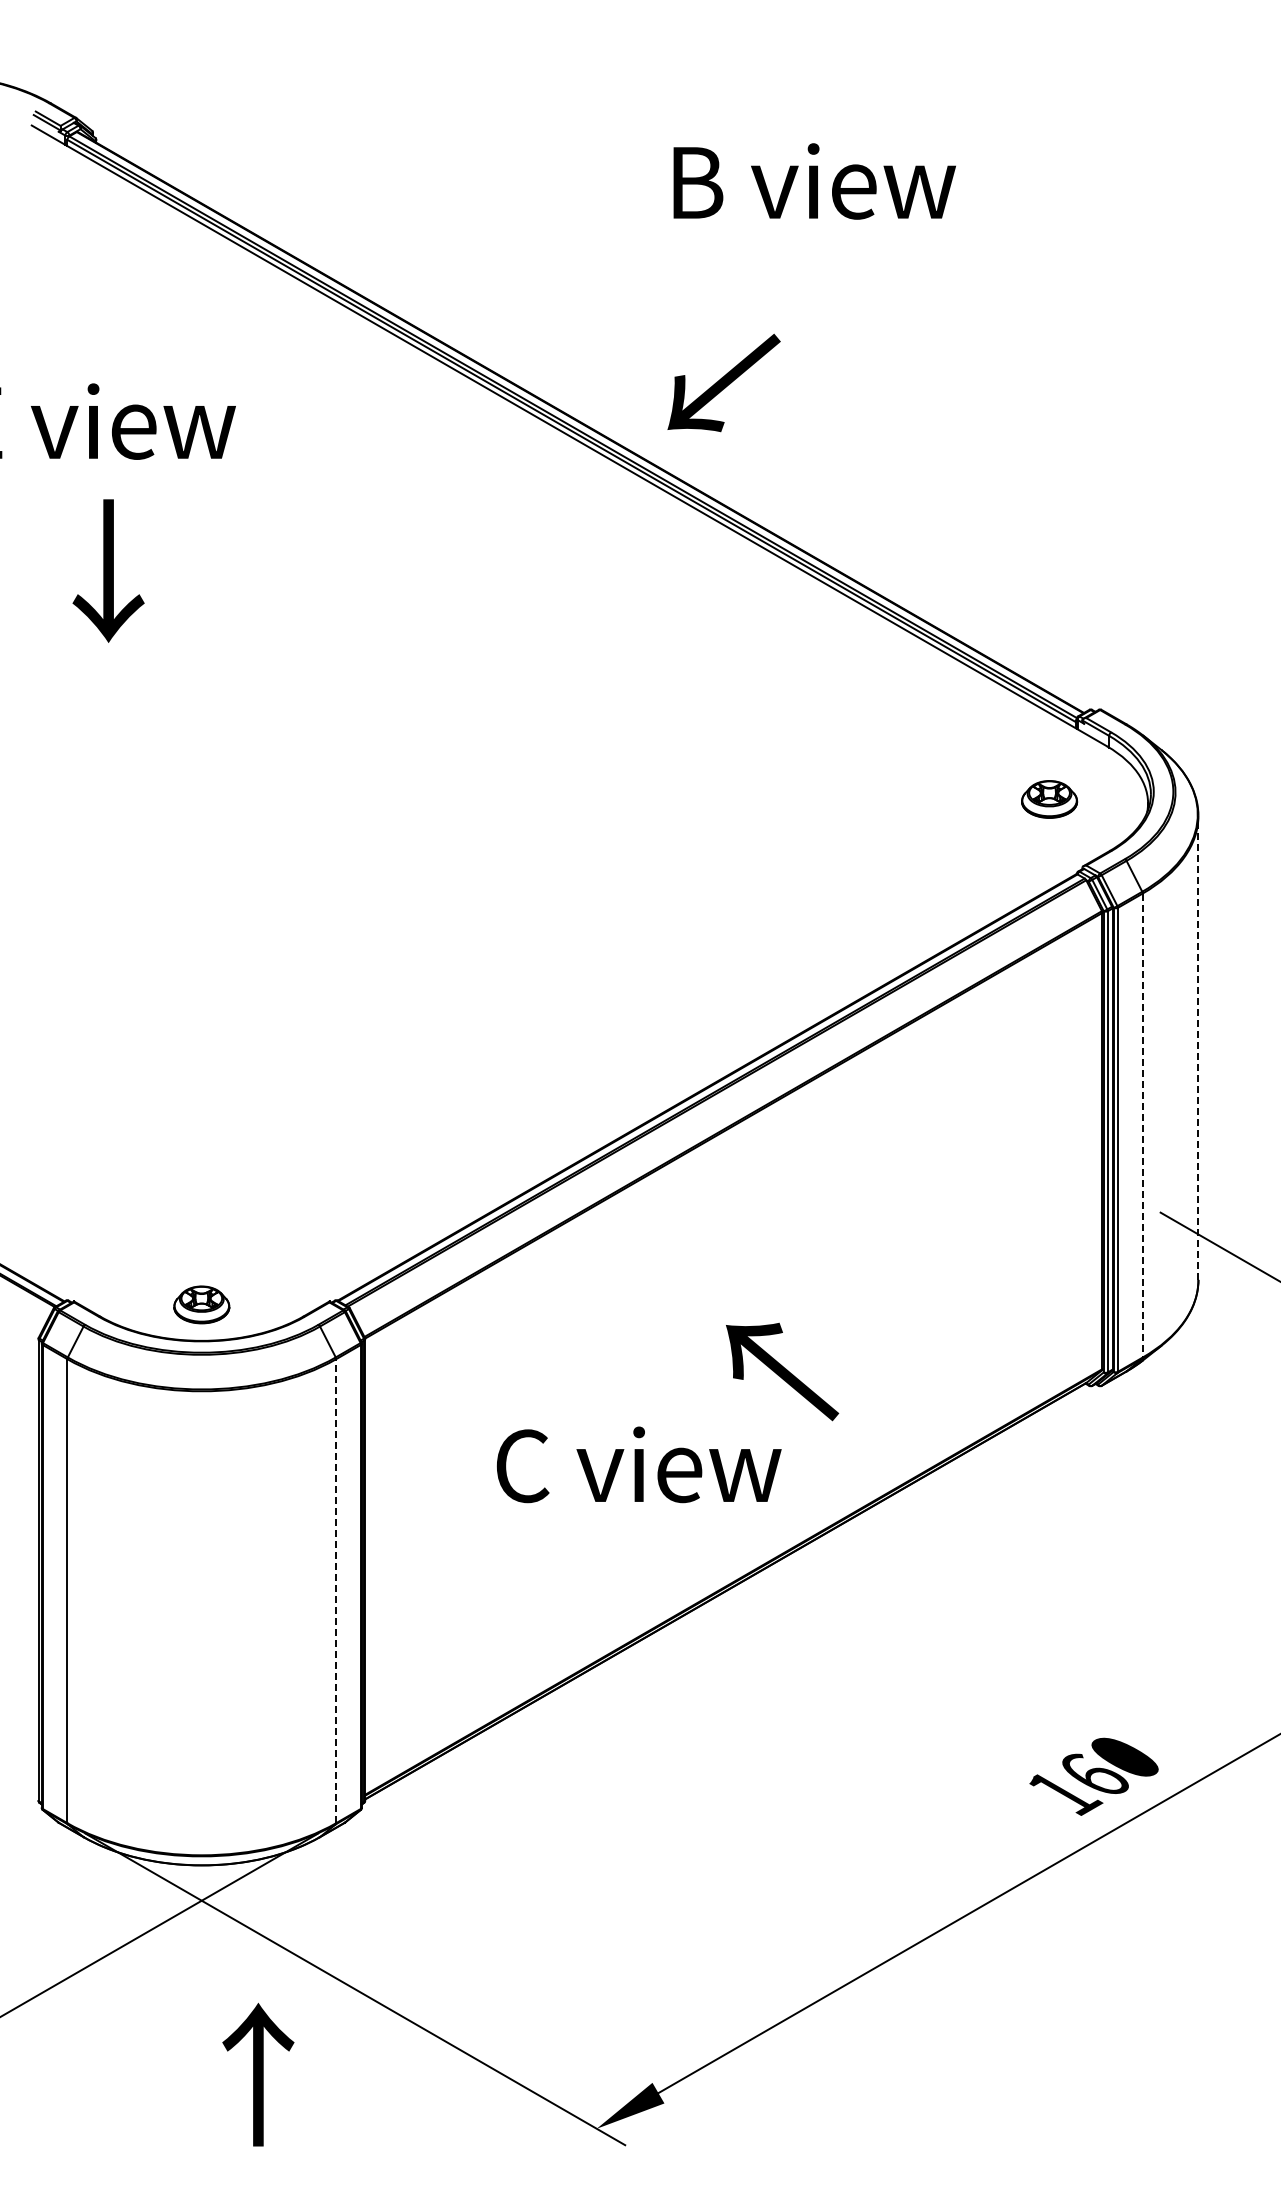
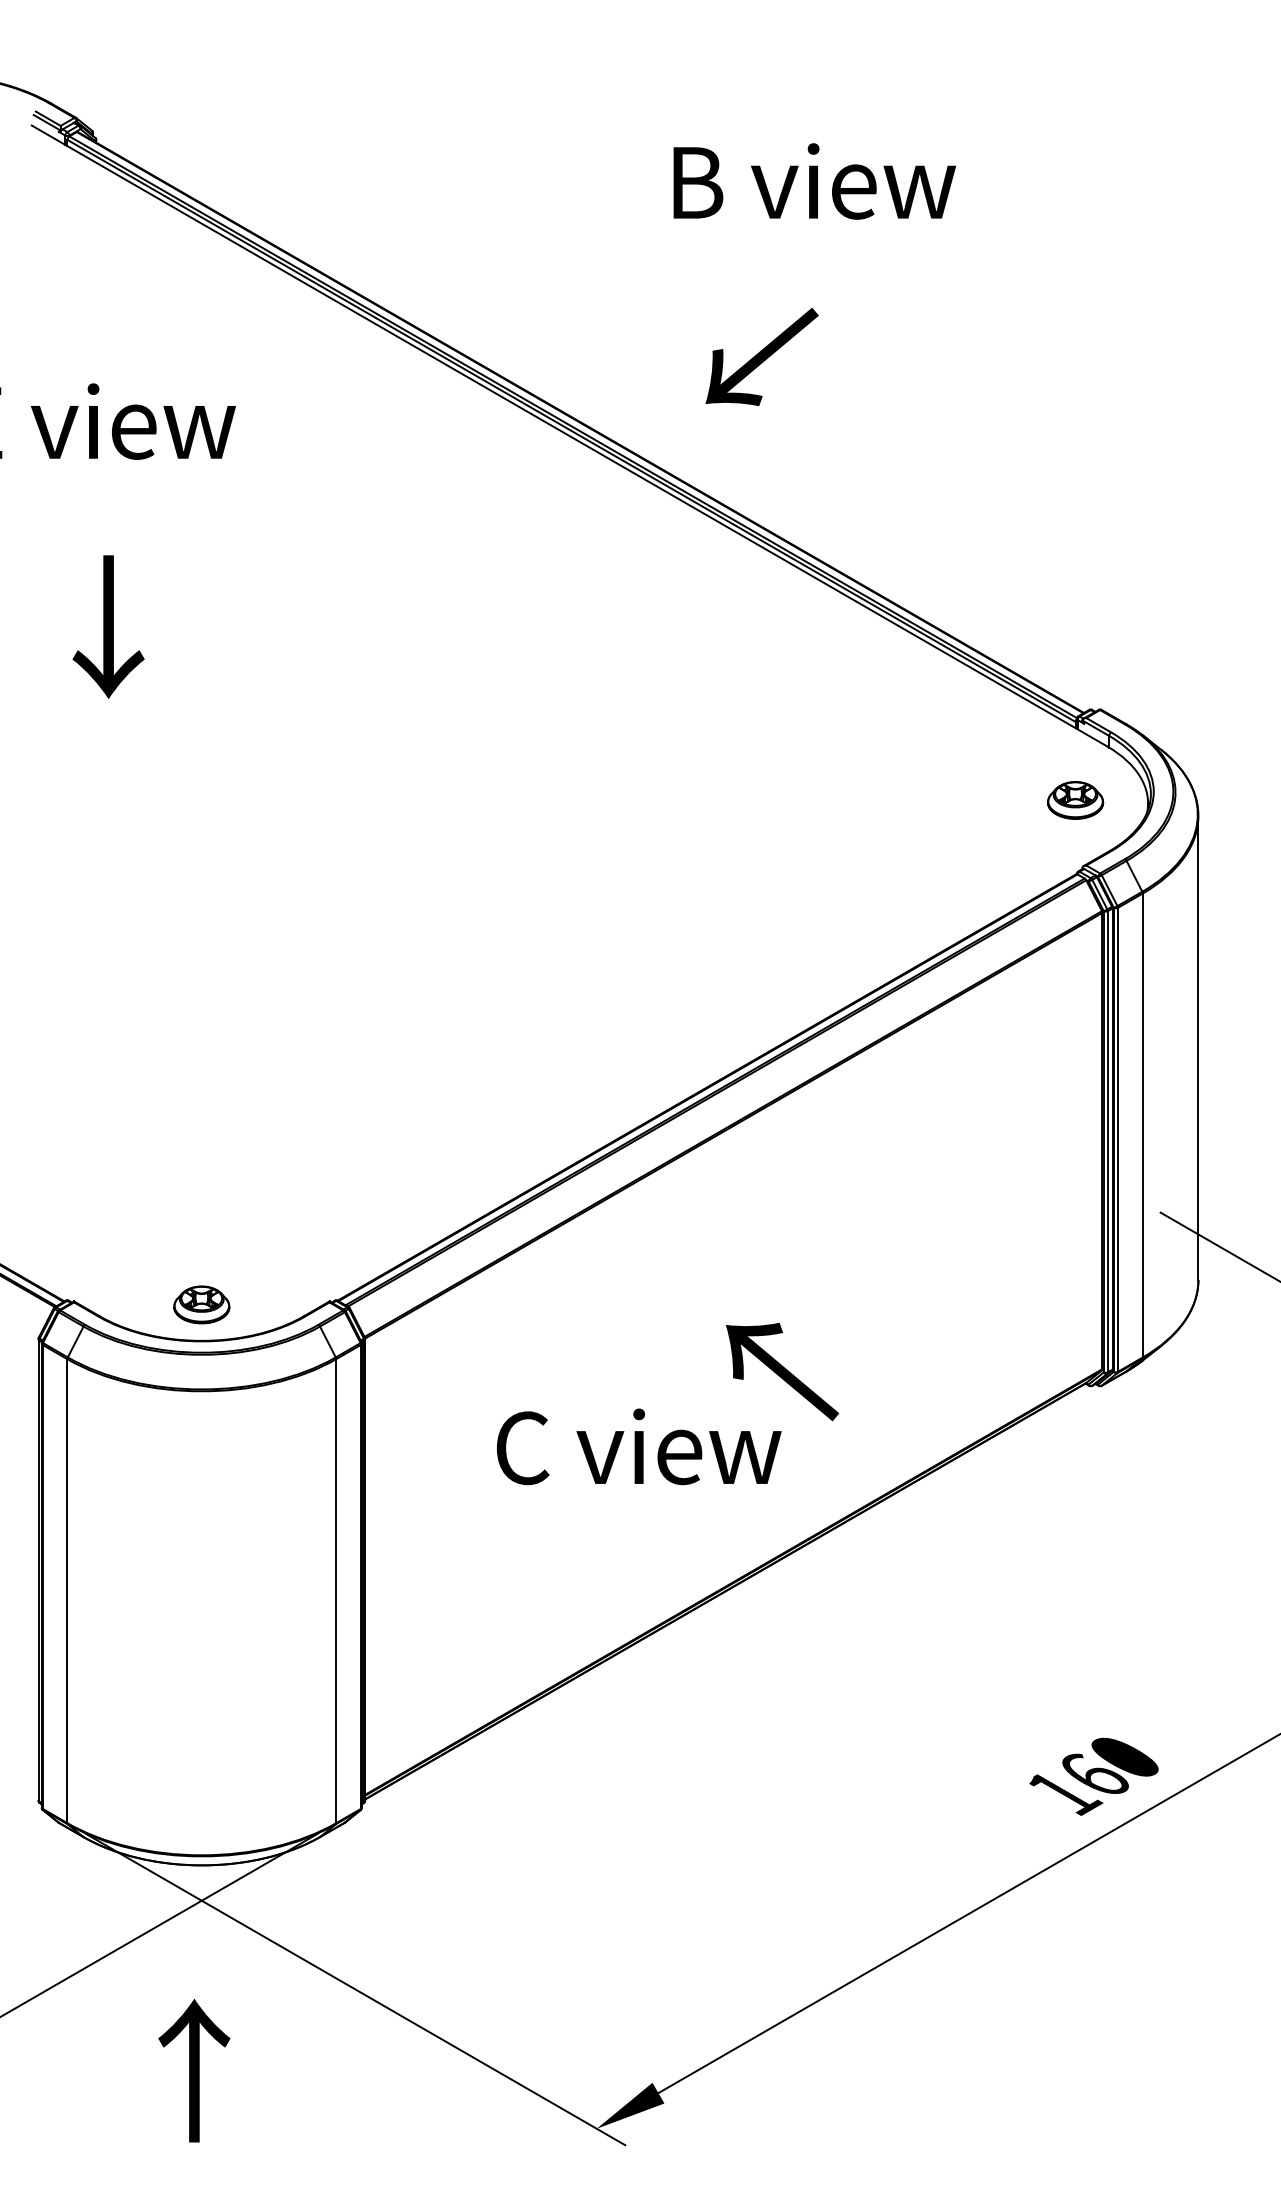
text position: (723, 382) -> (761, 356) (761, 356)
text position: (108, 570) -> (108, 626) (108, 626)
part position: (1049, 799) -> (1075, 800) (1075, 800)
line: dashed -> solid (1198, 1047)
line: dashed -> solid (1142, 1125)
text position: (639, 1464) -> (639, 1446) (639, 1446)
line: dashed -> solid (336, 1591)
text position: (258, 2074) -> (194, 2070) (194, 2070)
